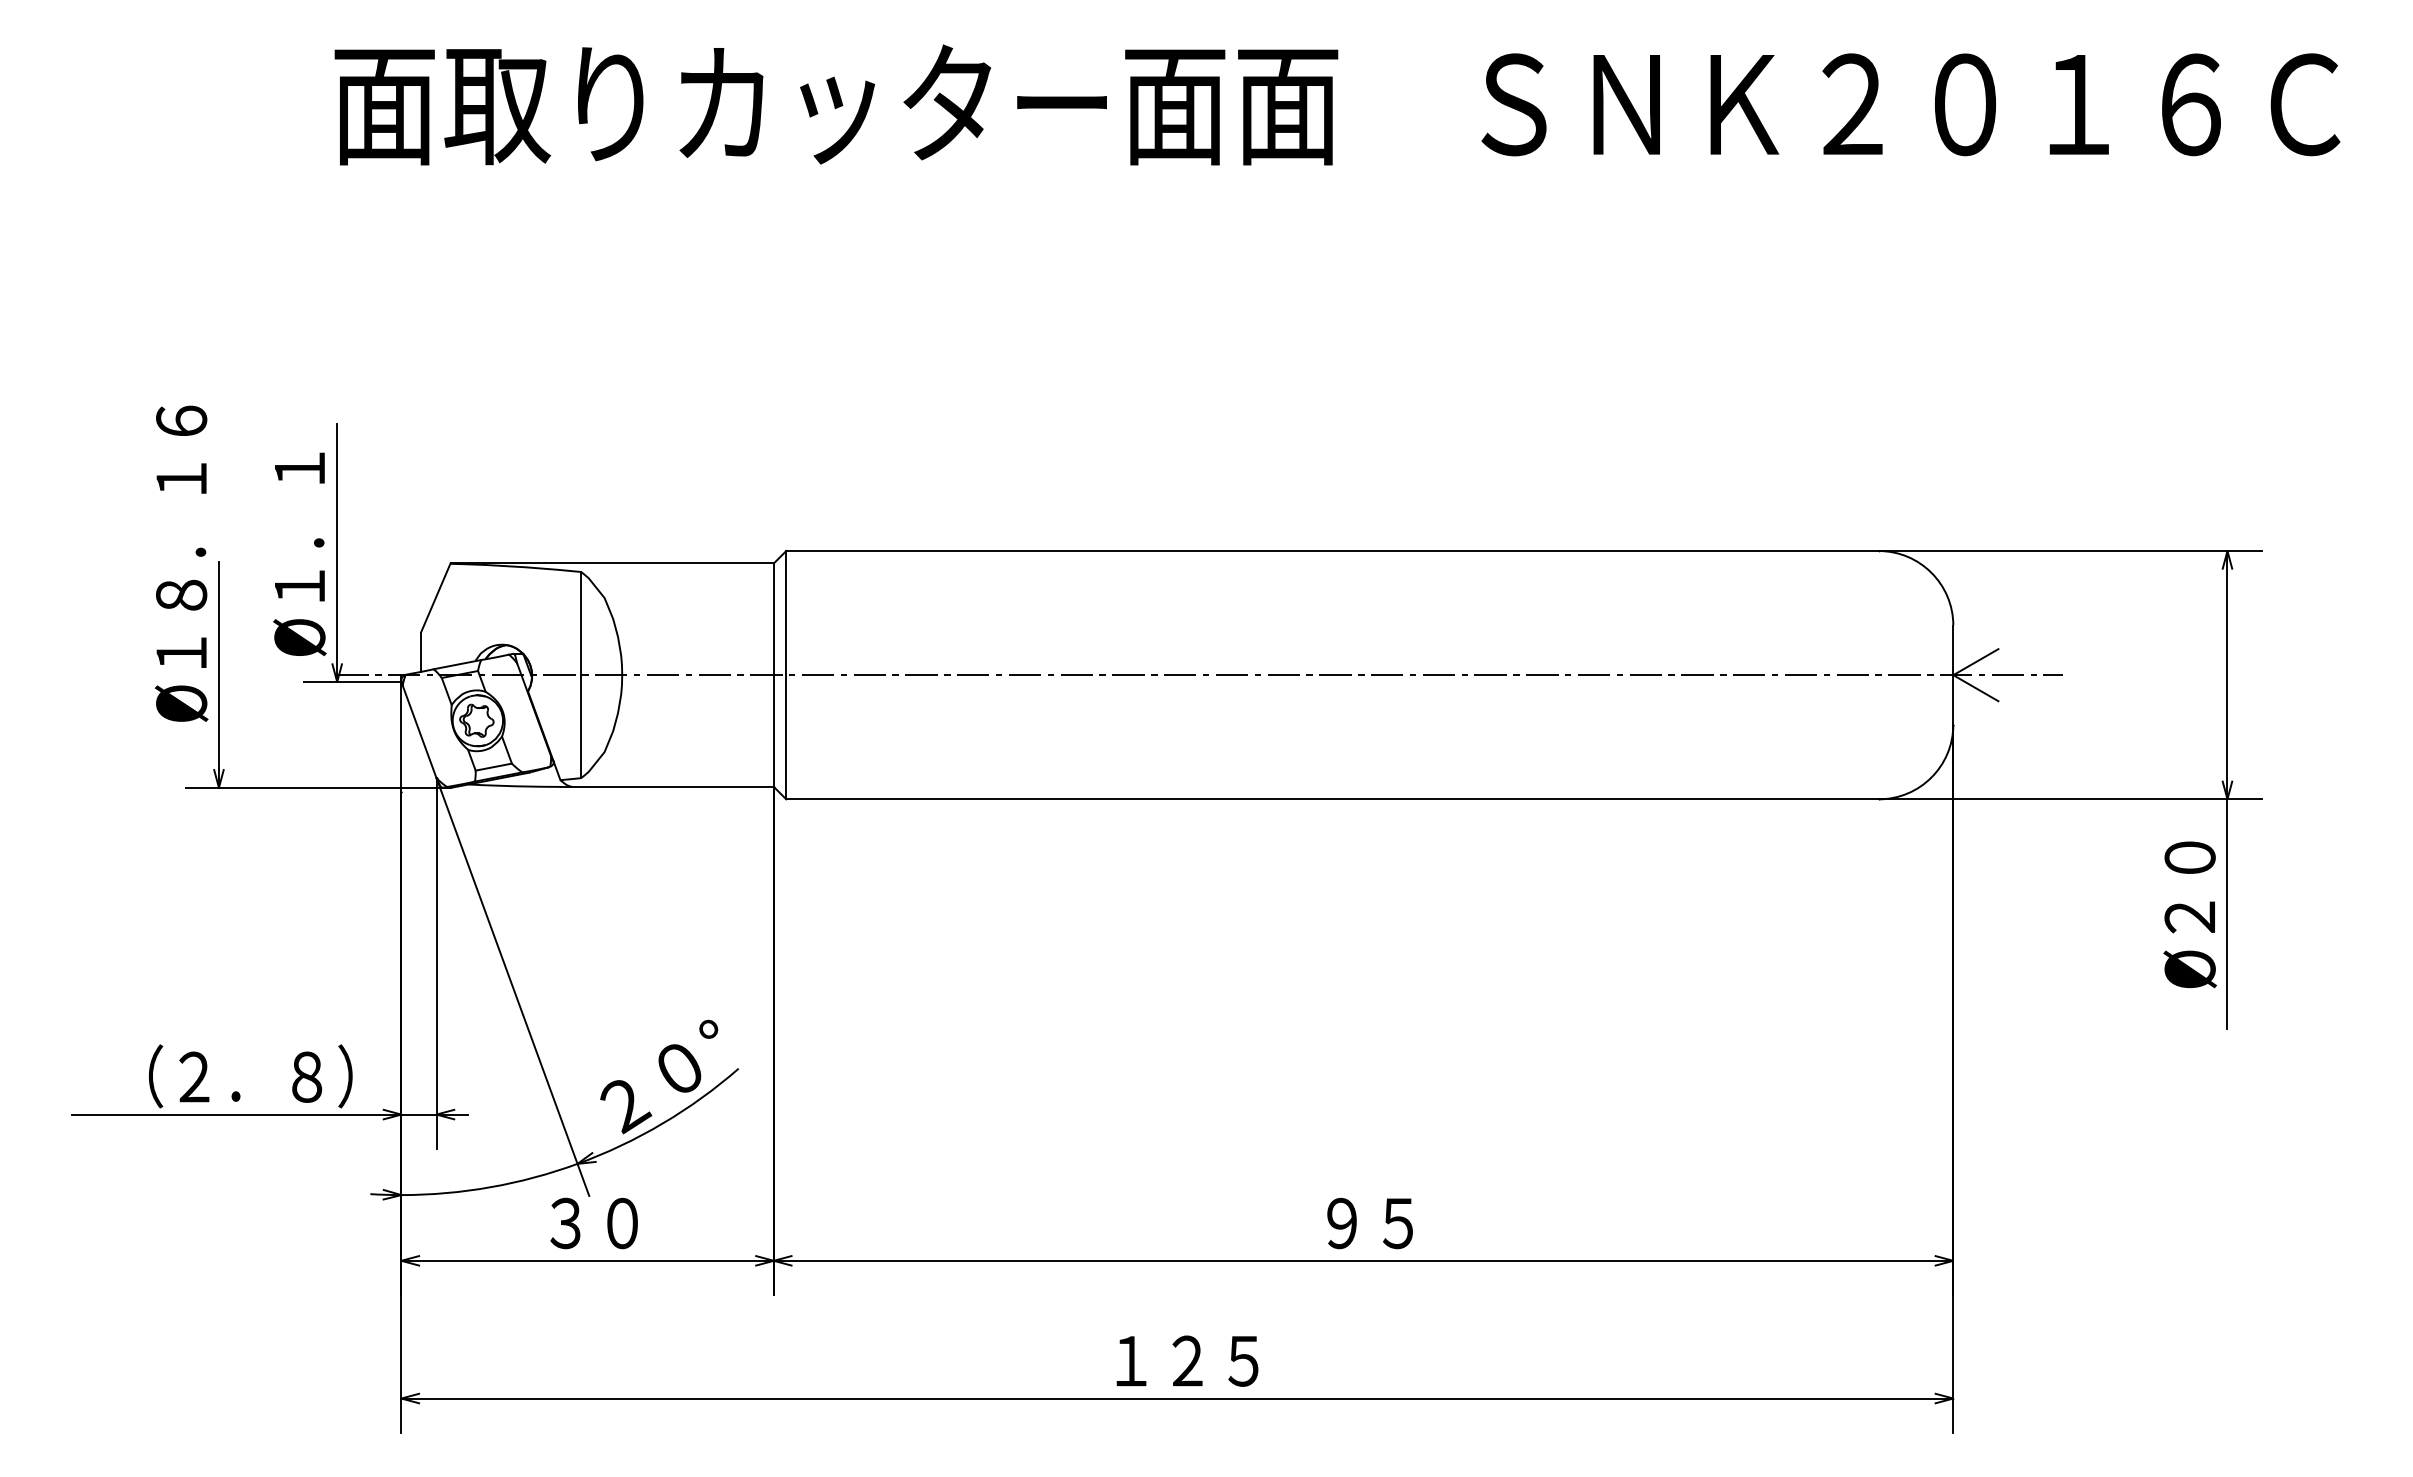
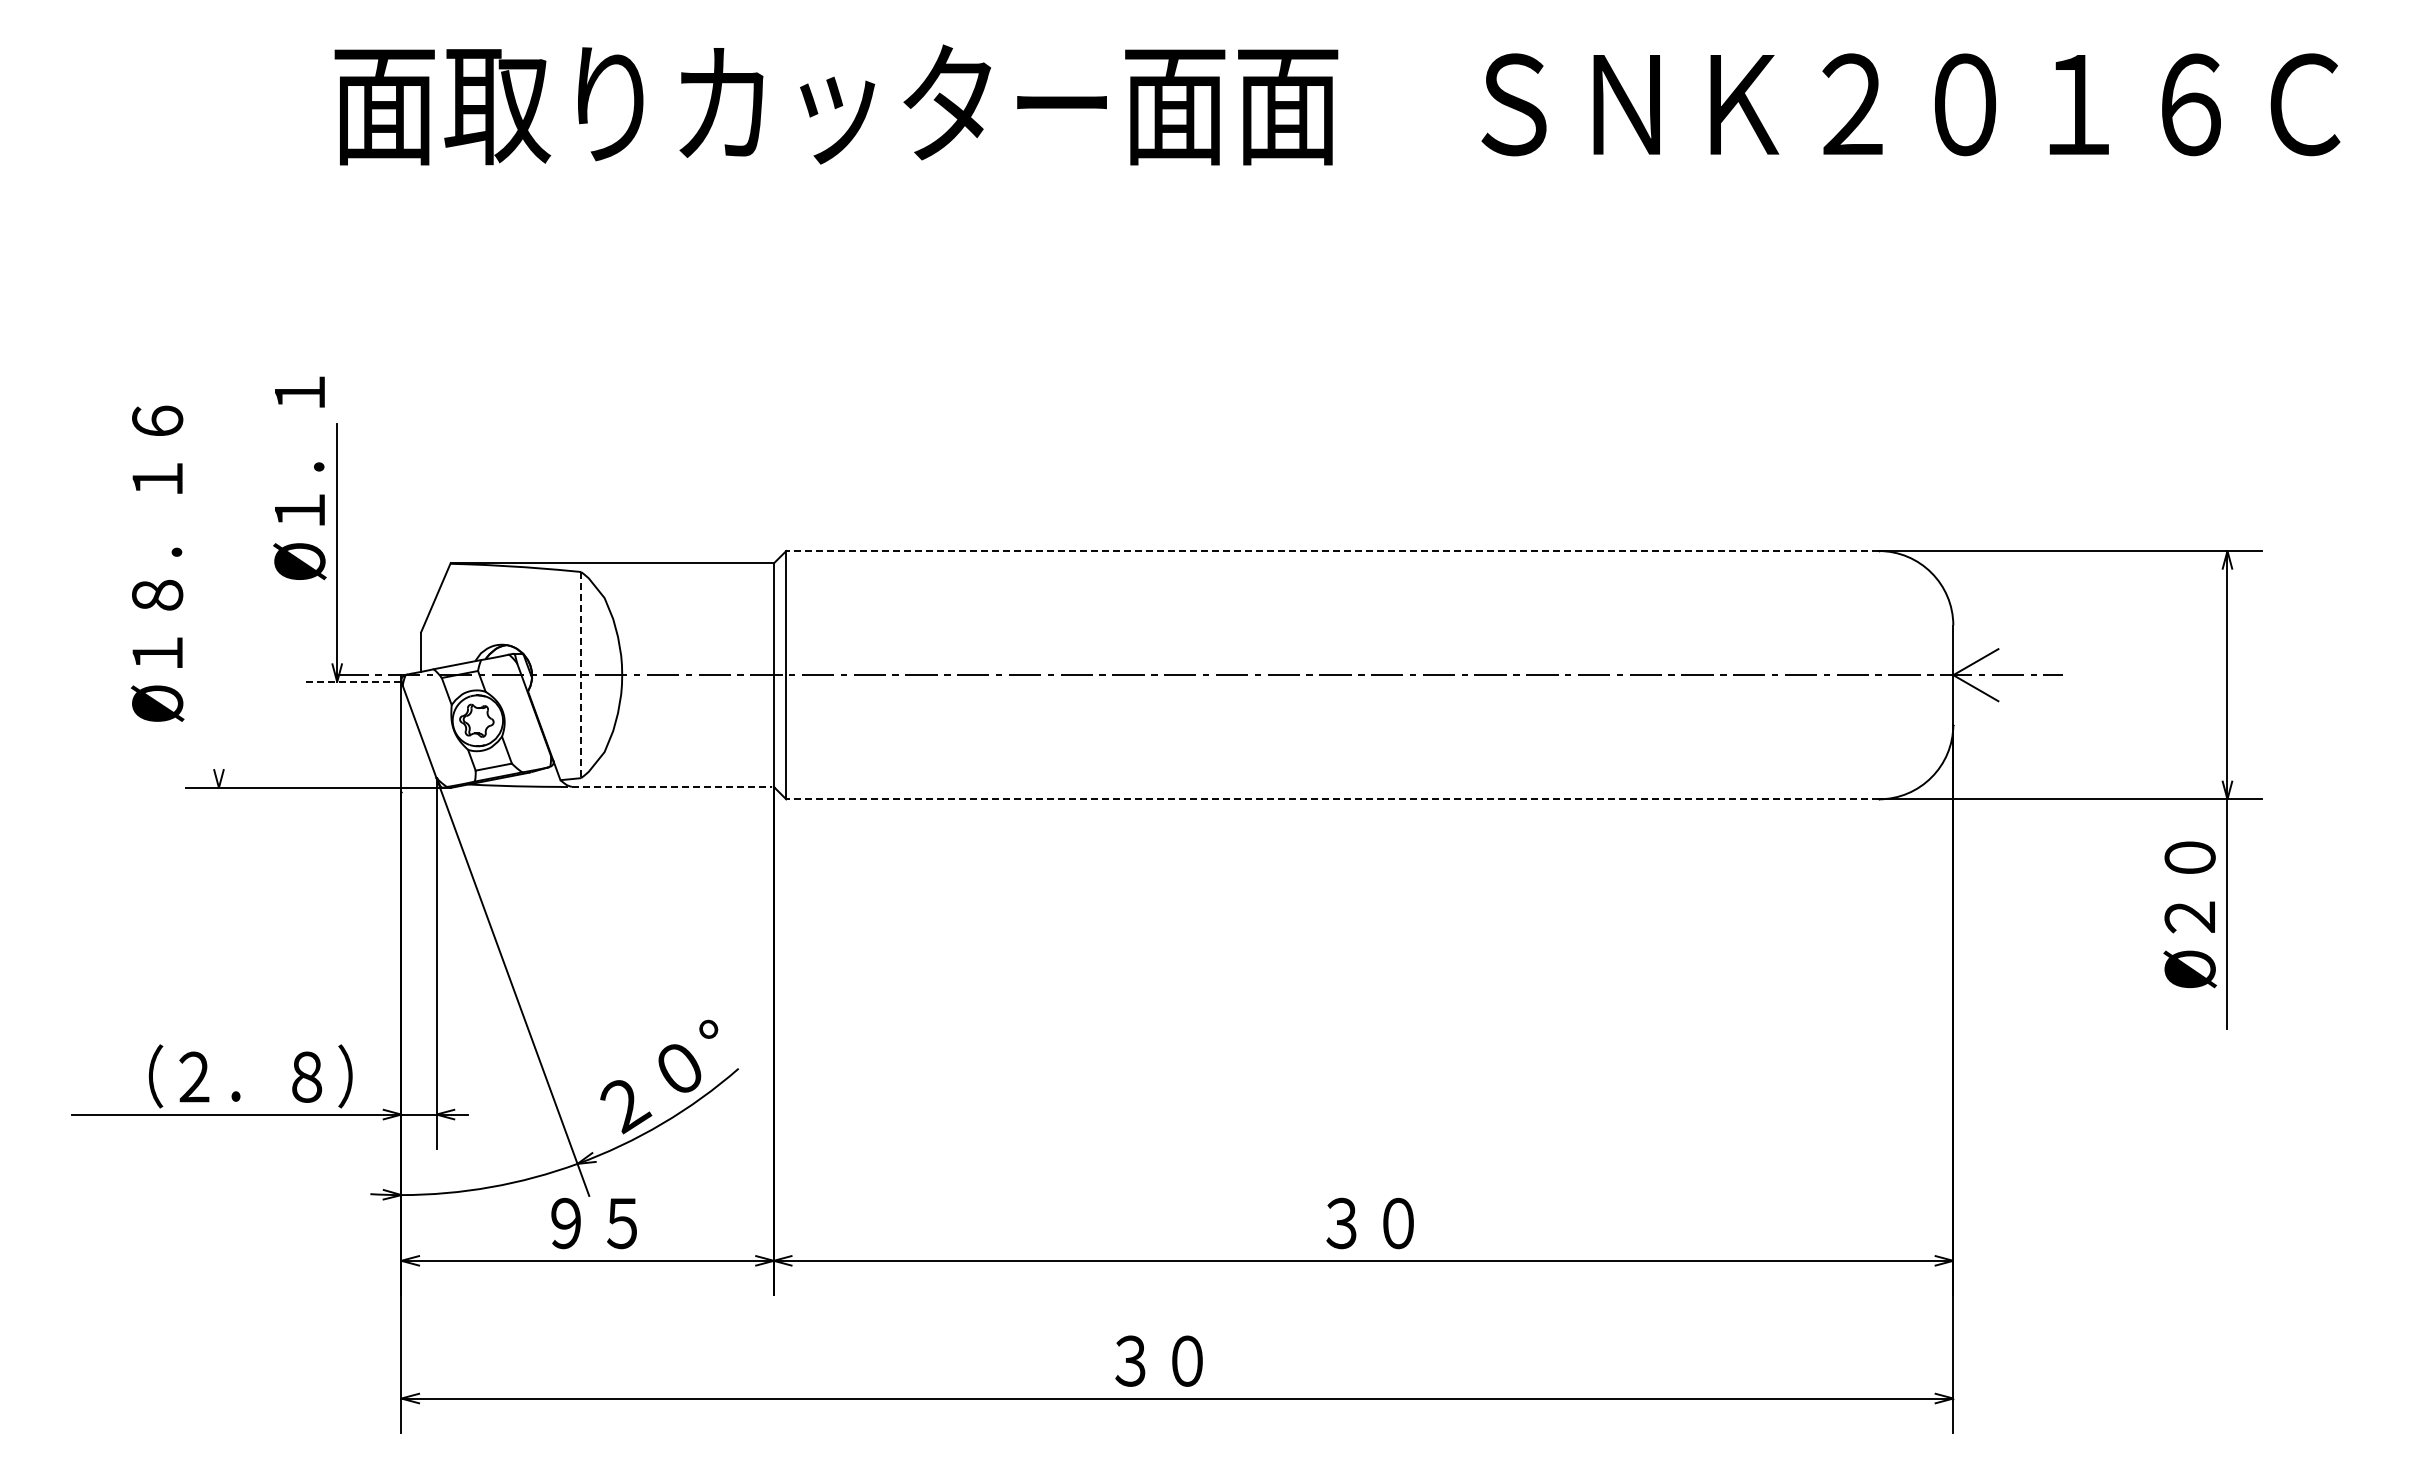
line: solid -> dashed (1332, 551)
text position: (299, 554) -> (299, 478) (299, 478)
text position: (181, 563) -> (157, 563) (157, 563)
line: present -> none (218, 674)
line: solid -> dashed (581, 675)
line: solid -> dashed (351, 682)
line: solid -> dashed (666, 786)
line: solid -> dashed (1332, 799)
text: ３０ -> ９５ (593, 1223)
text: ９５ -> ３０ (1369, 1223)
text: １２５ -> ３０ (1186, 1360)
